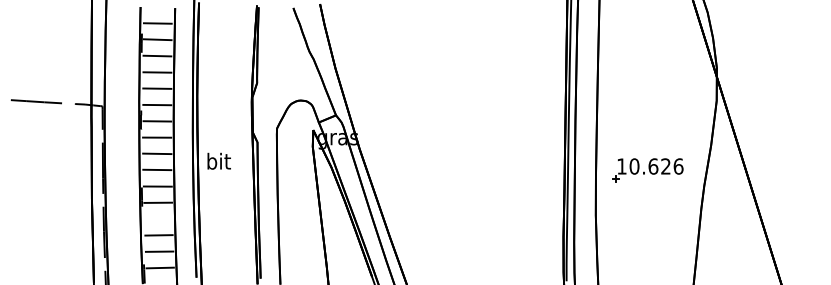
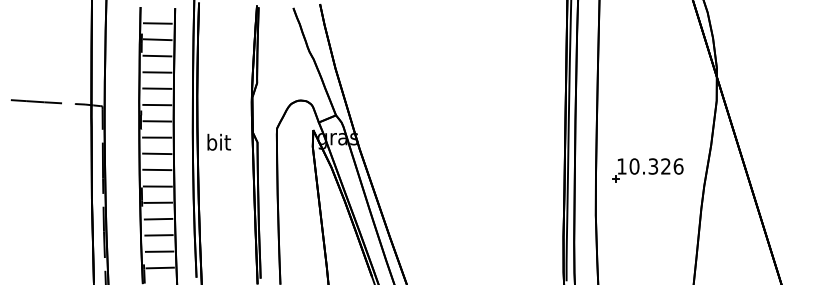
text position: (218, 160) -> (218, 141) (218, 141)
text: 10.626 -> 10.326 (653, 166)
line: none -> present (158, 218)
